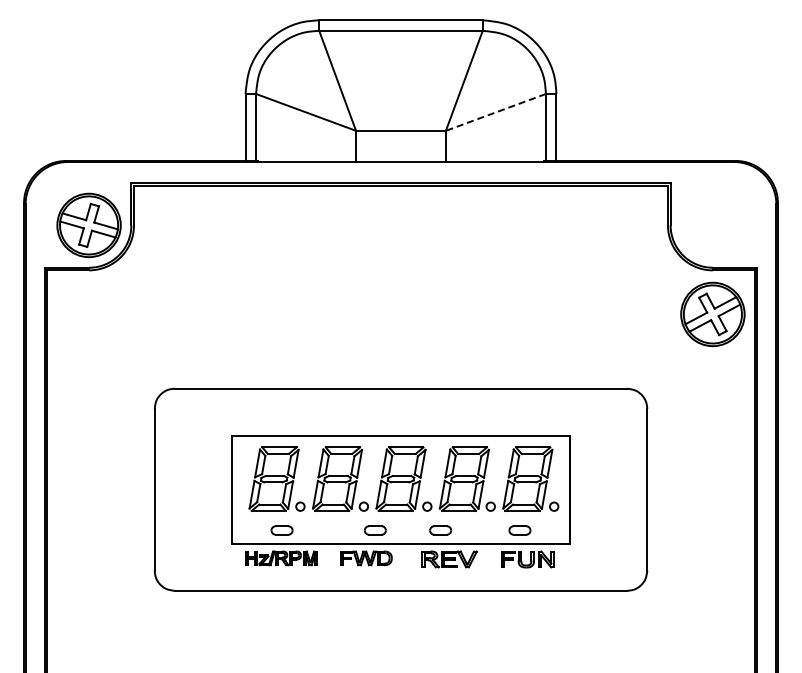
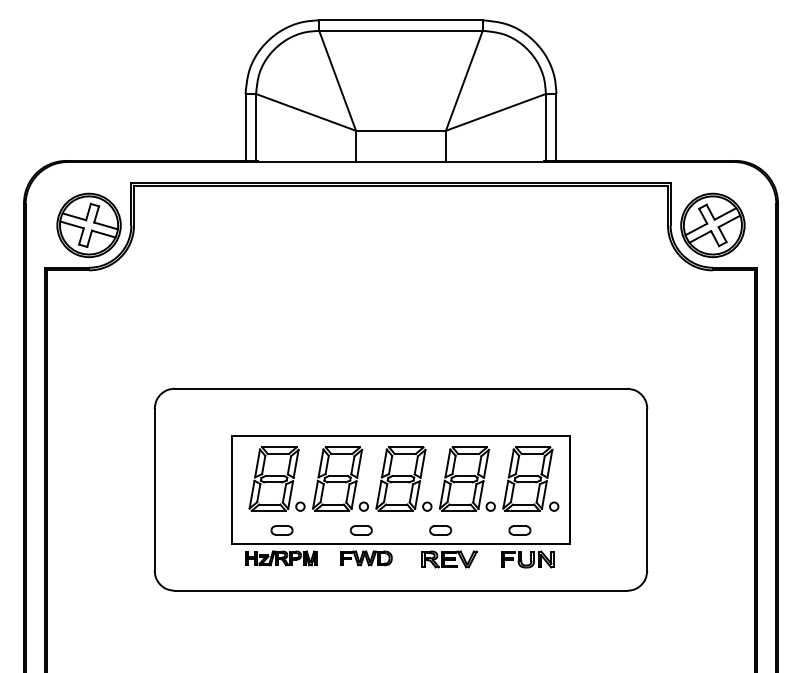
line: dashed -> solid (495, 112)
part position: (712, 314) -> (712, 225) (712, 225)
part position: (374, 530) -> (360, 530) (360, 530)
